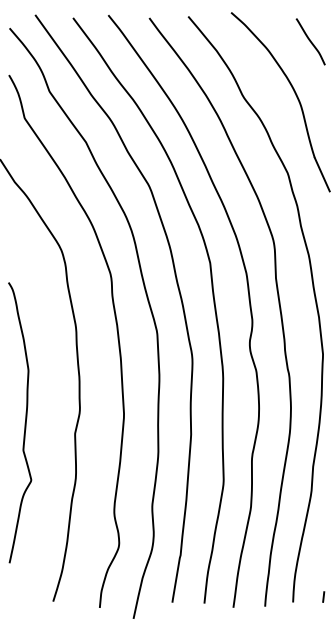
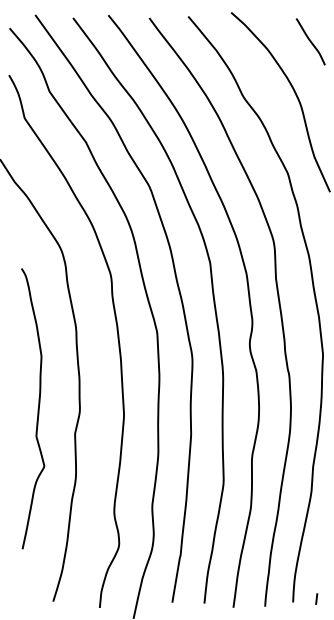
curve position: (24, 423) -> (37, 409) (37, 409)
line position: (323, 596) -> (316, 598) (316, 598)
